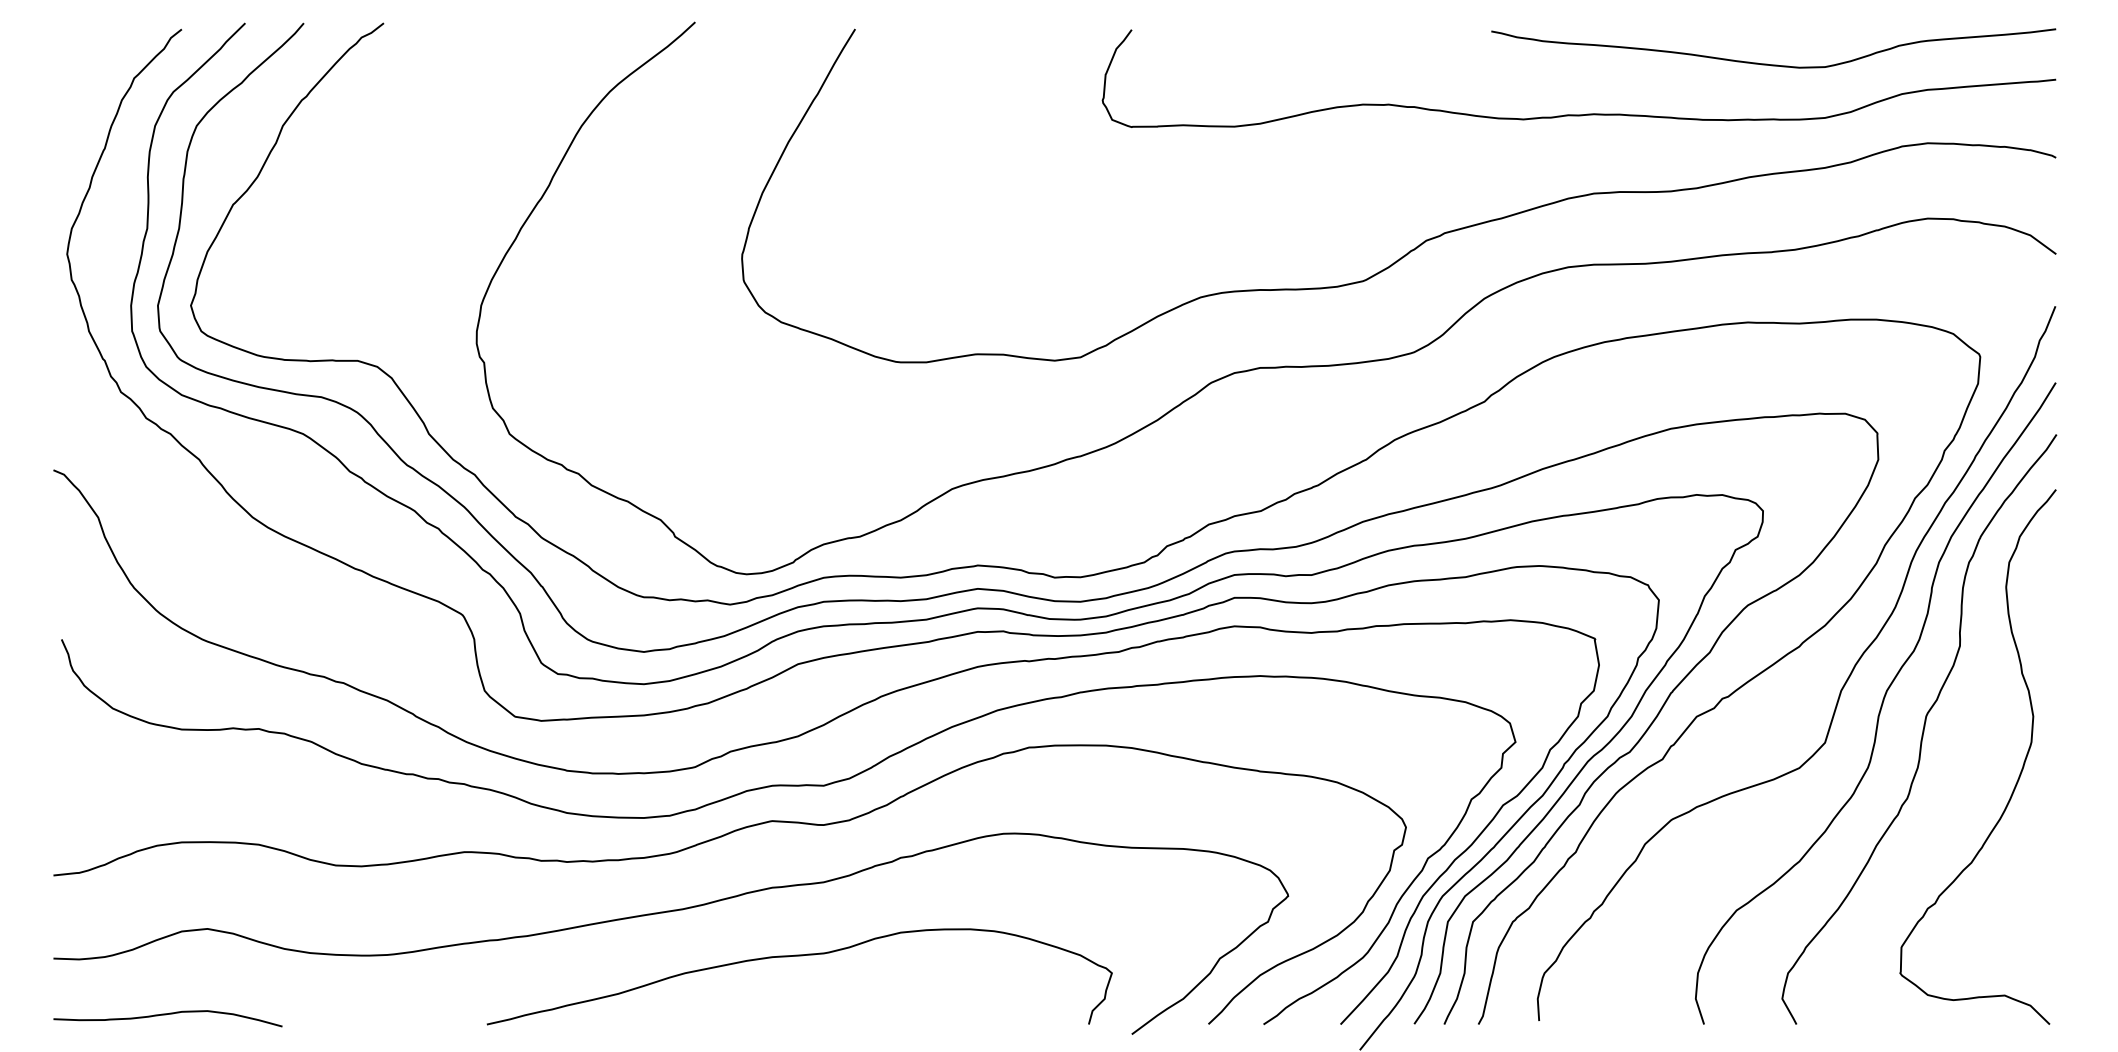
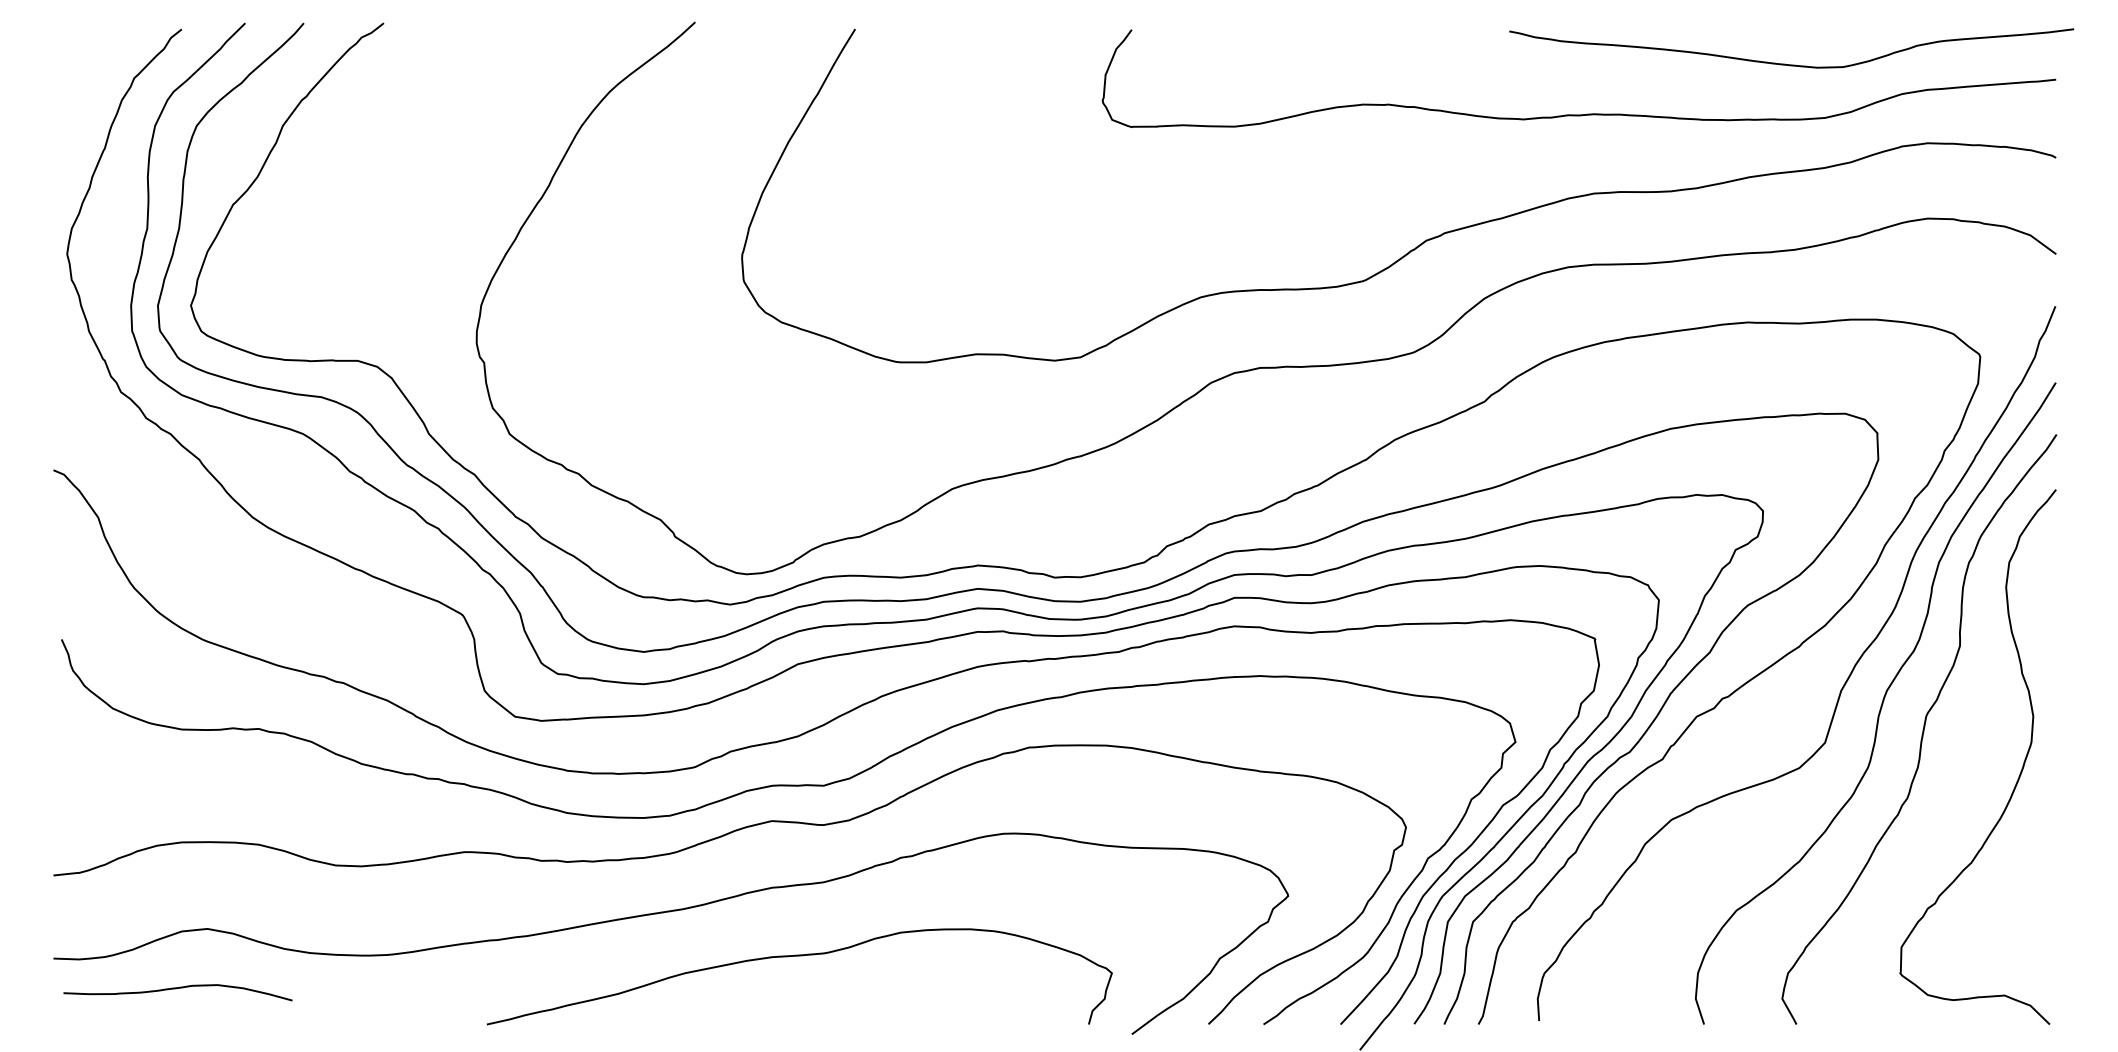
curve position: (1773, 64) -> (1791, 64) (1791, 64)
curve position: (166, 1015) -> (176, 989) (176, 989)
